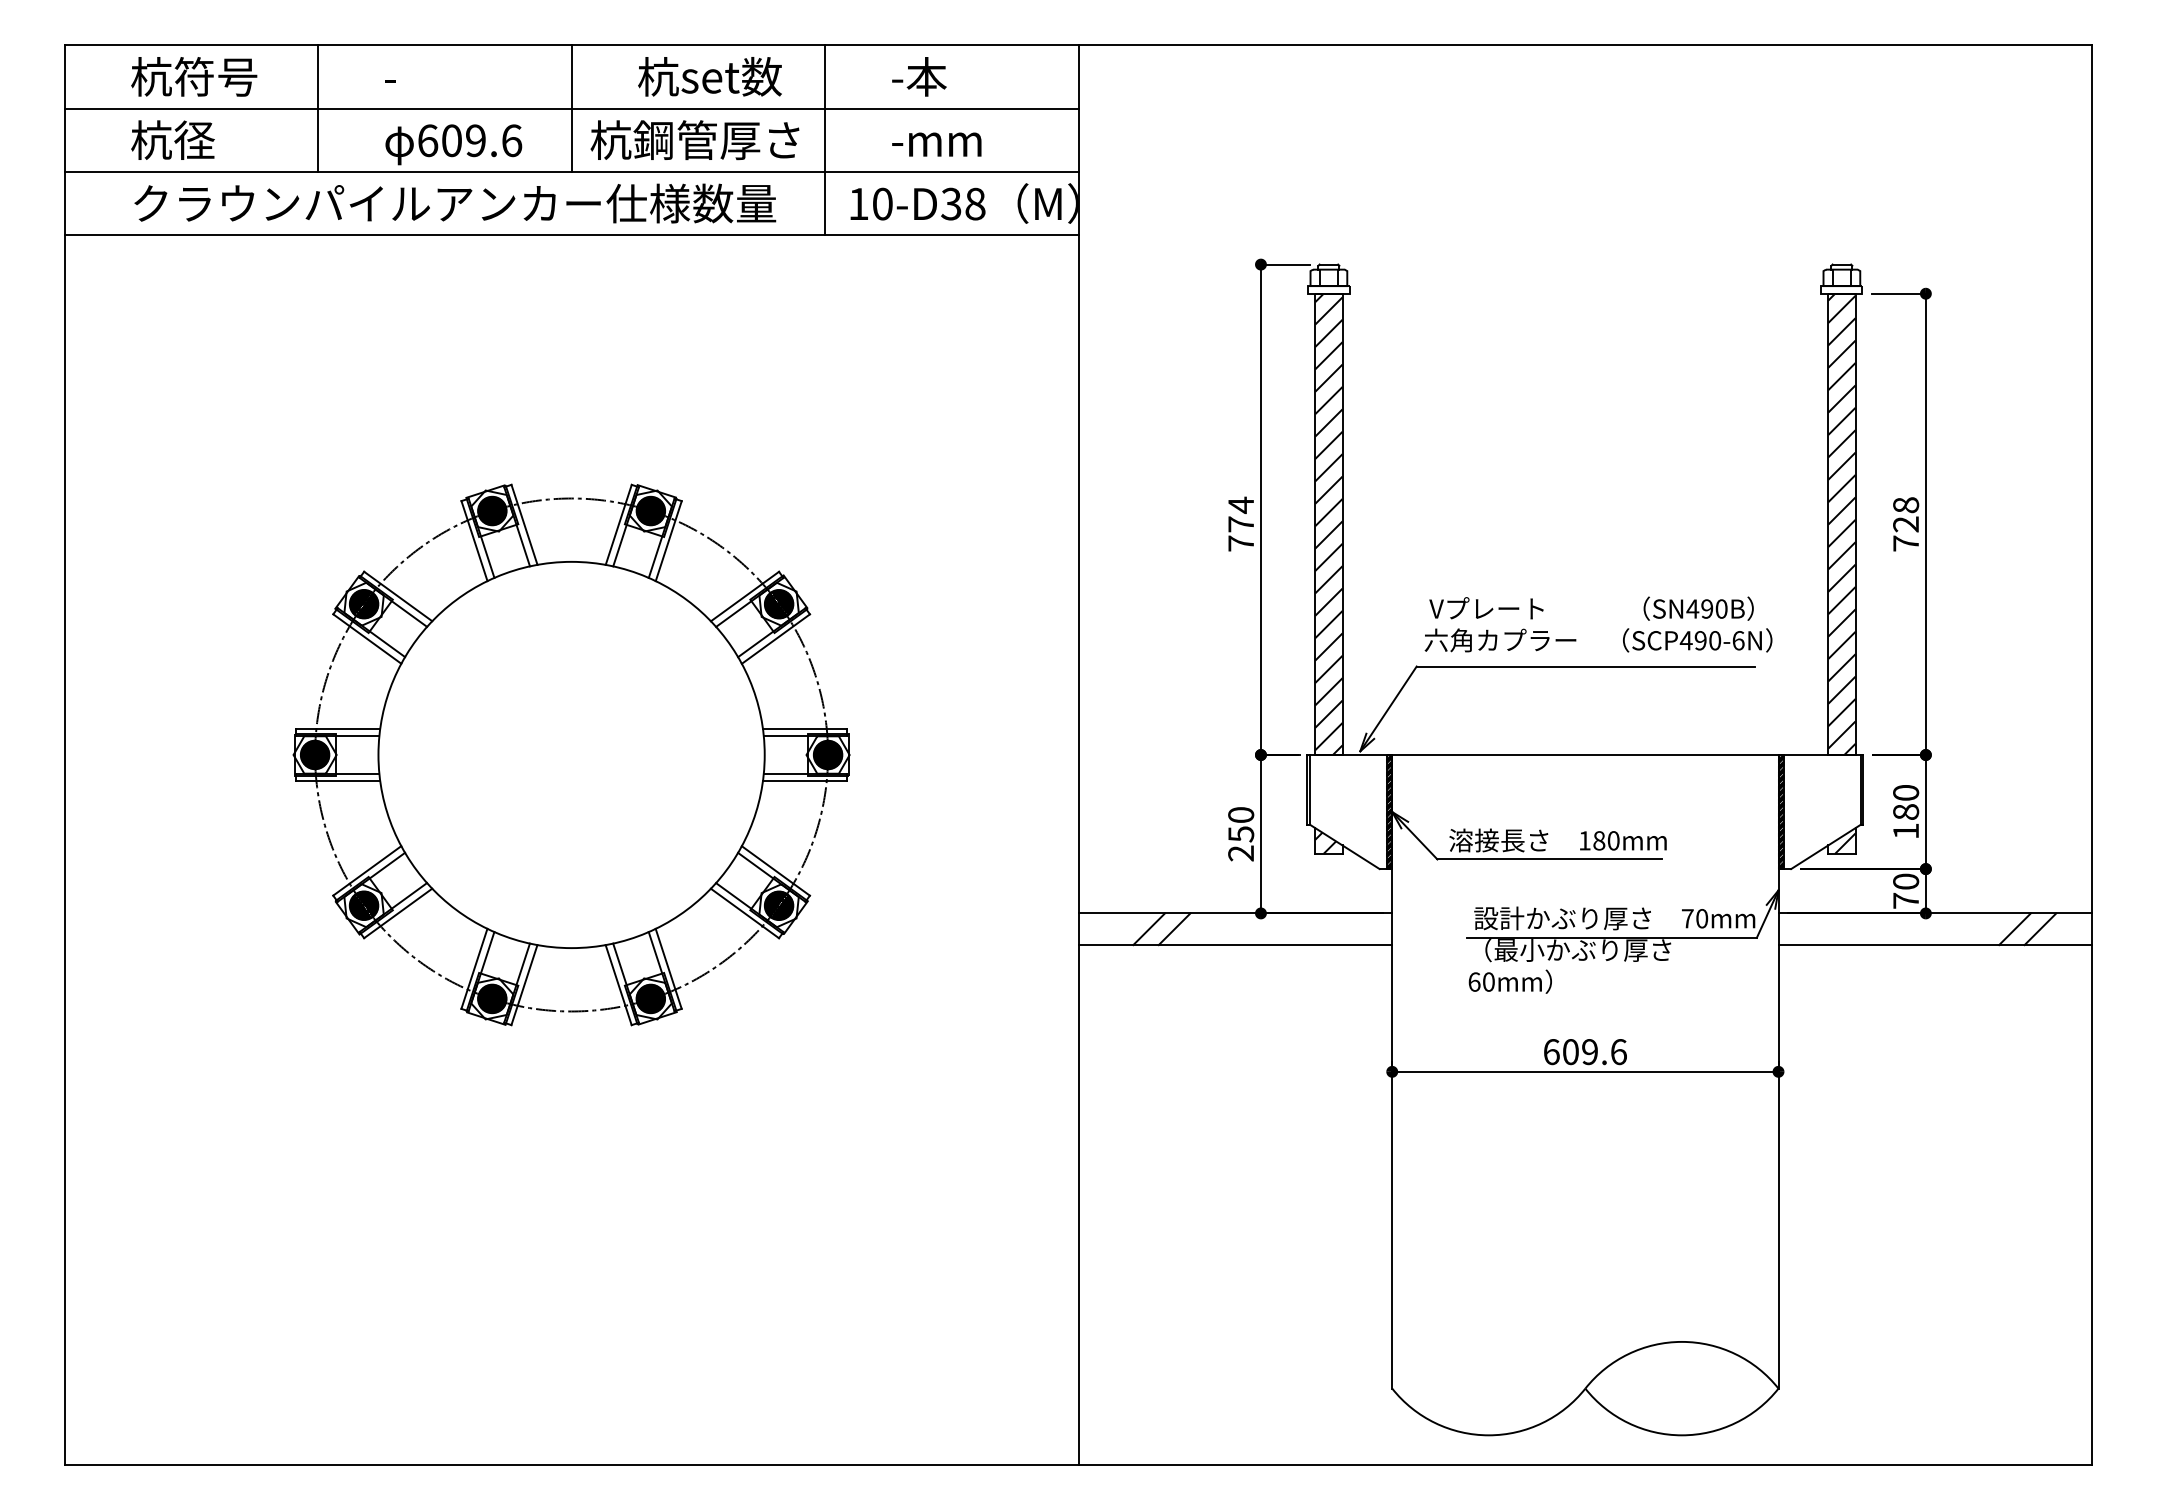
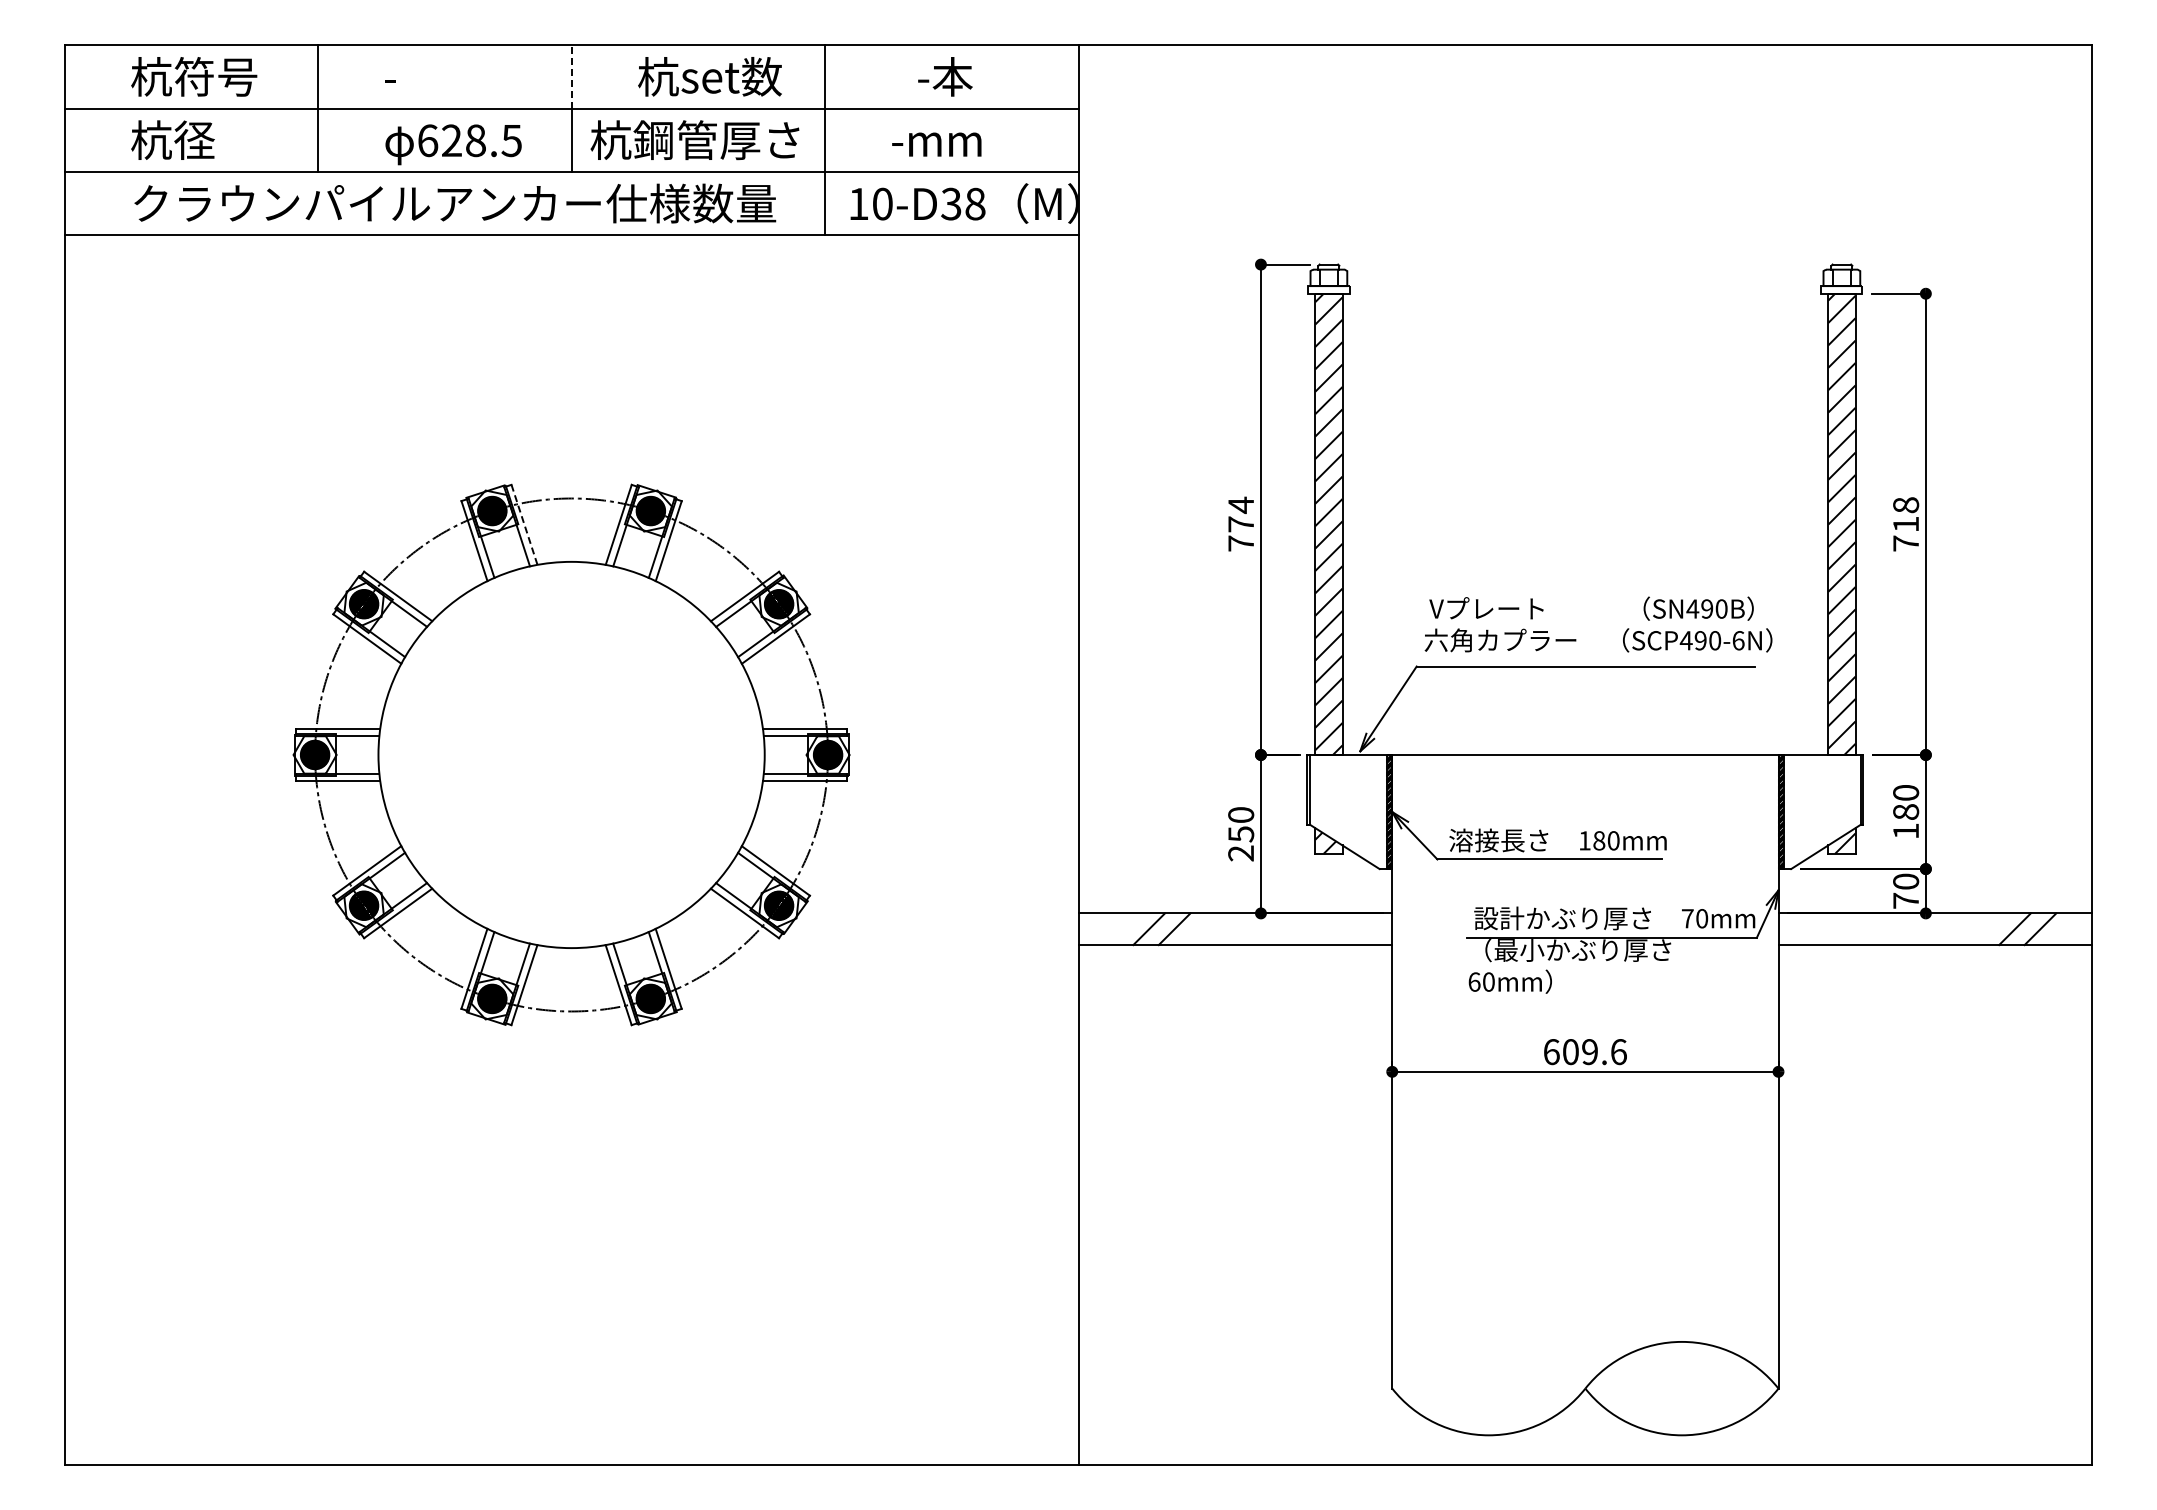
text position: (919, 76) -> (945, 76) (945, 76)
line: solid -> dashed (571, 77)
text: 609.6 -> 628.5 (482, 140)
text: 728 -> 718 (1905, 524)
line: solid -> dashed (524, 525)
